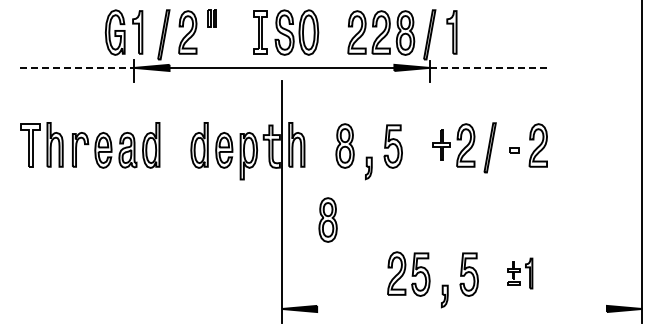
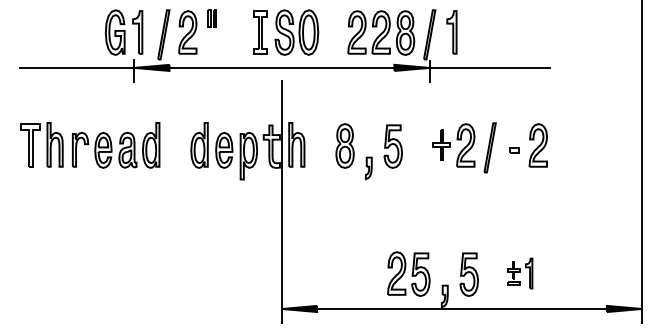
line: dashed -> solid (77, 67)
line: dashed -> solid (489, 67)
part: present -> none (327, 219)
line: none -> present (461, 308)
